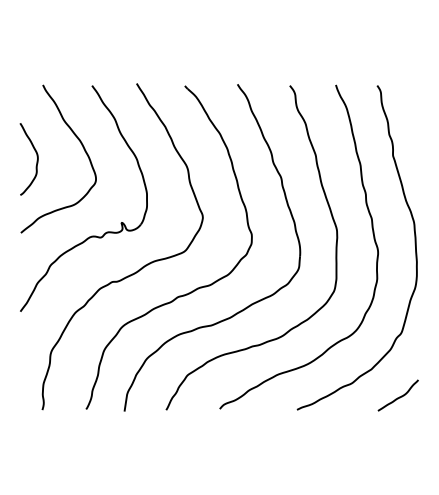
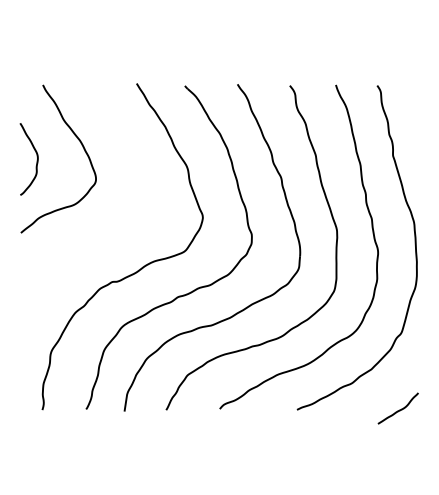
part: present -> none (91, 235)
curve position: (397, 397) -> (397, 410) (397, 410)
